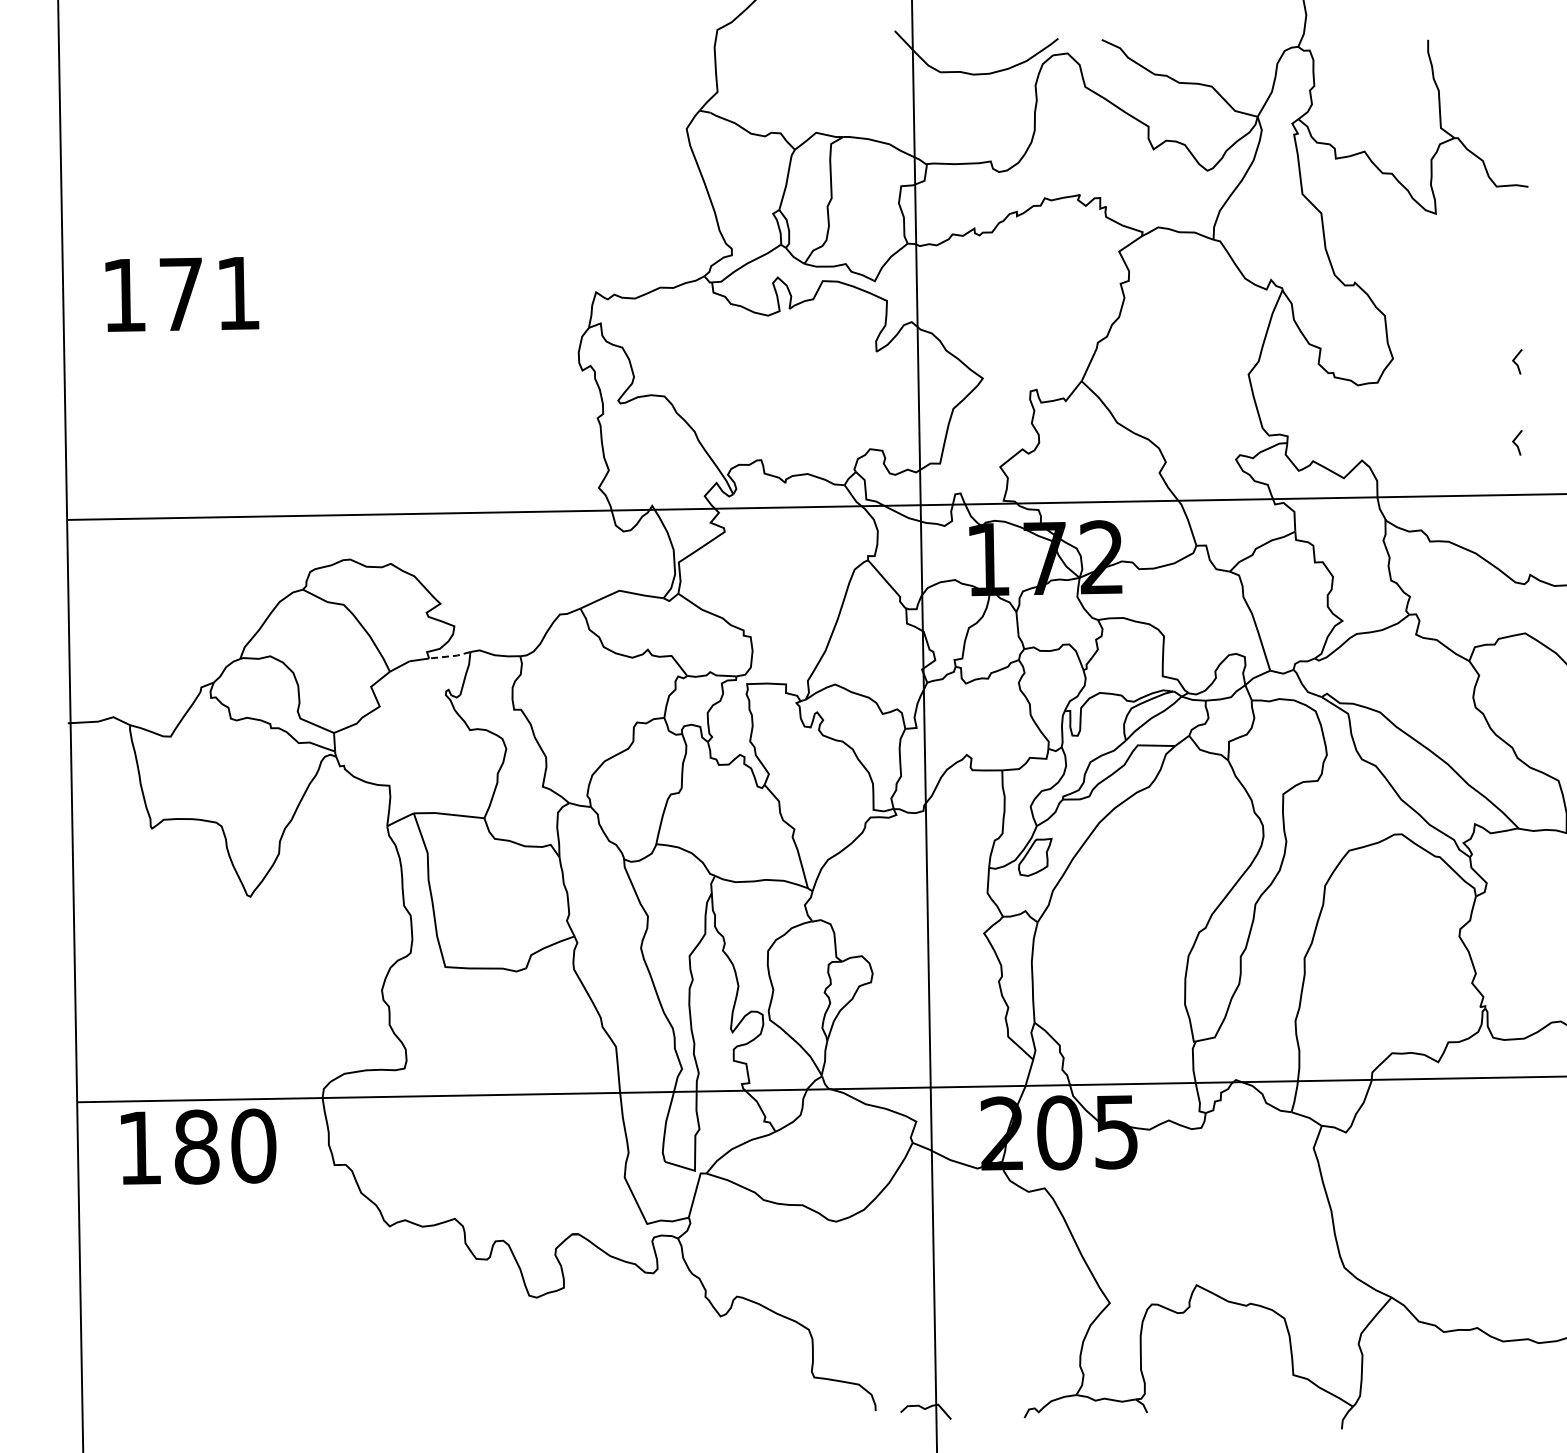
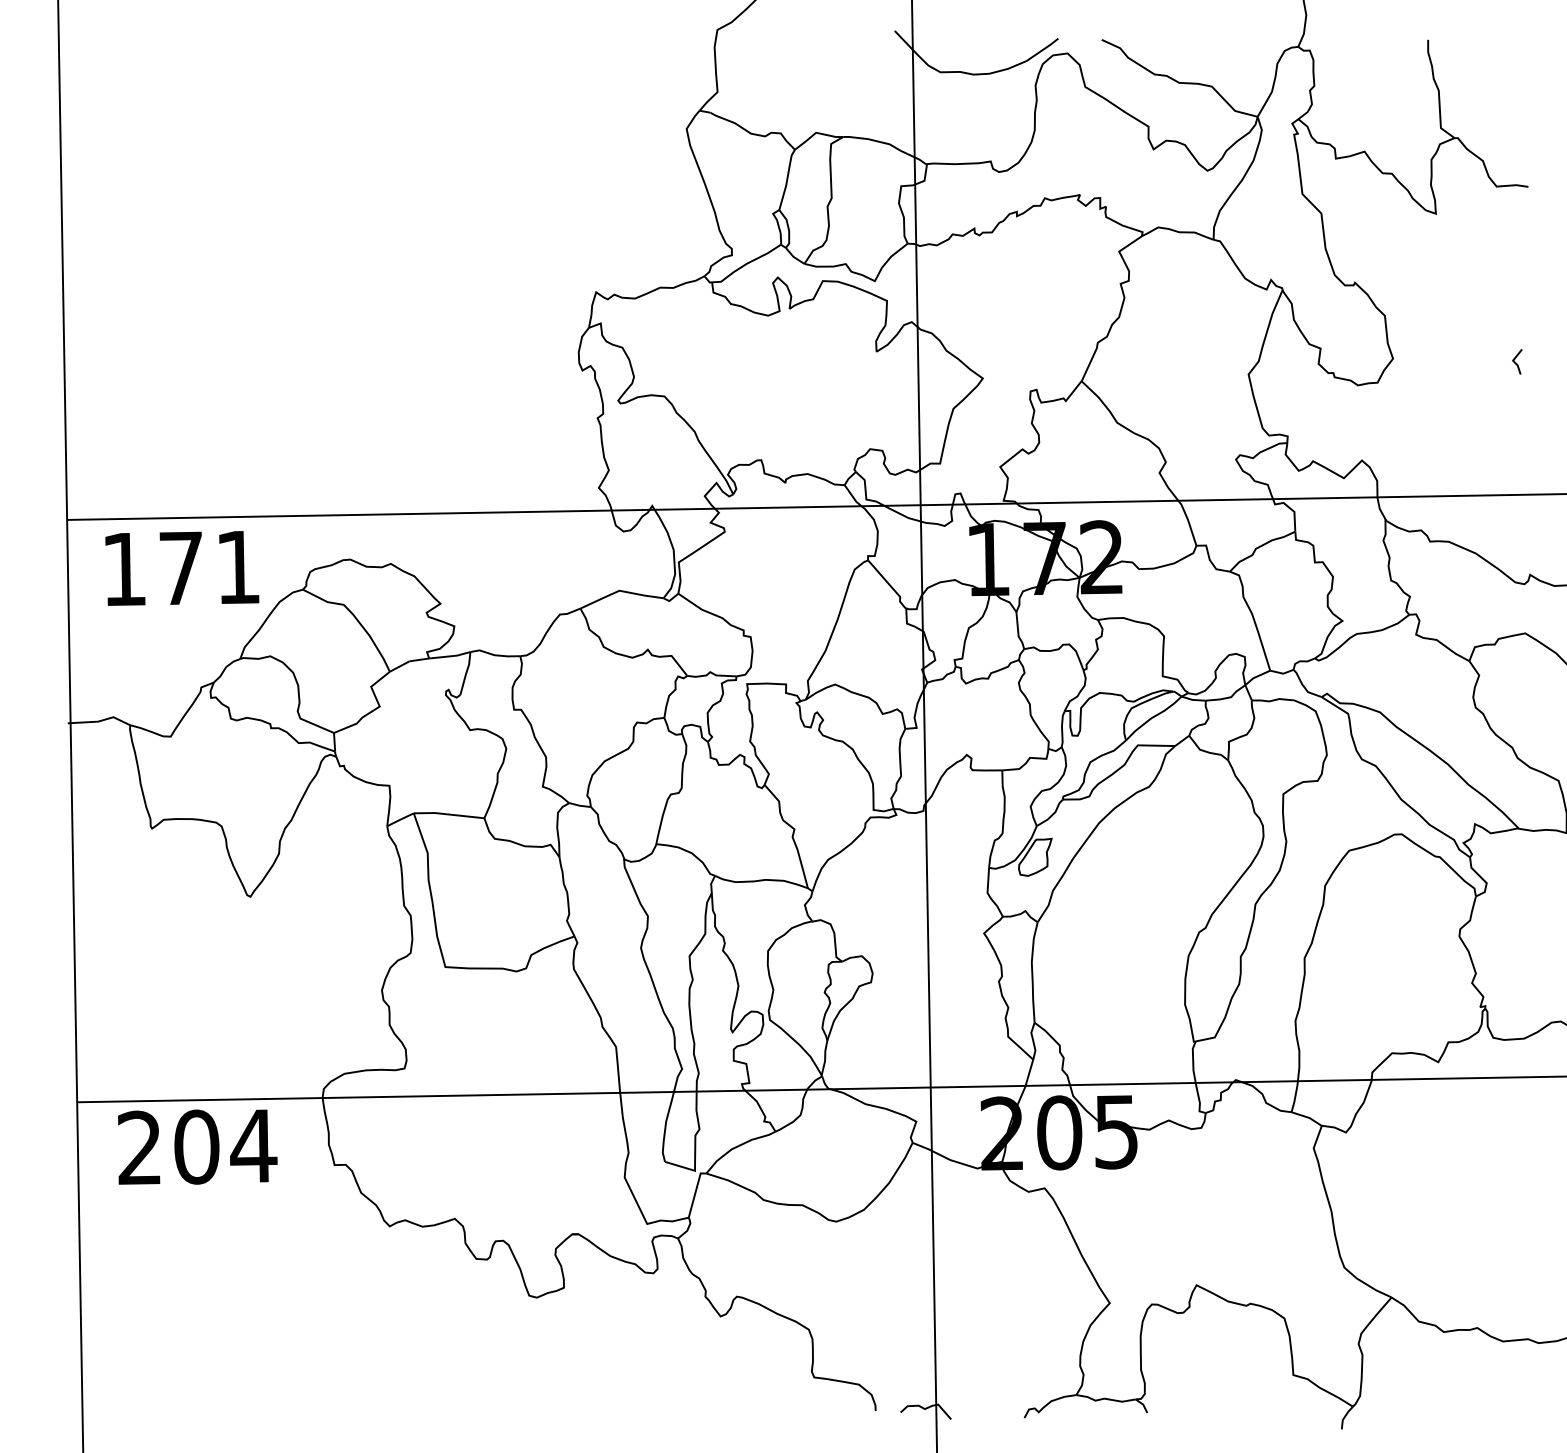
text position: (182, 294) -> (182, 568) (182, 568)
line: present -> none (1516, 443)
line: dashed -> solid (450, 656)
text: 180 -> 204 (197, 1146)
